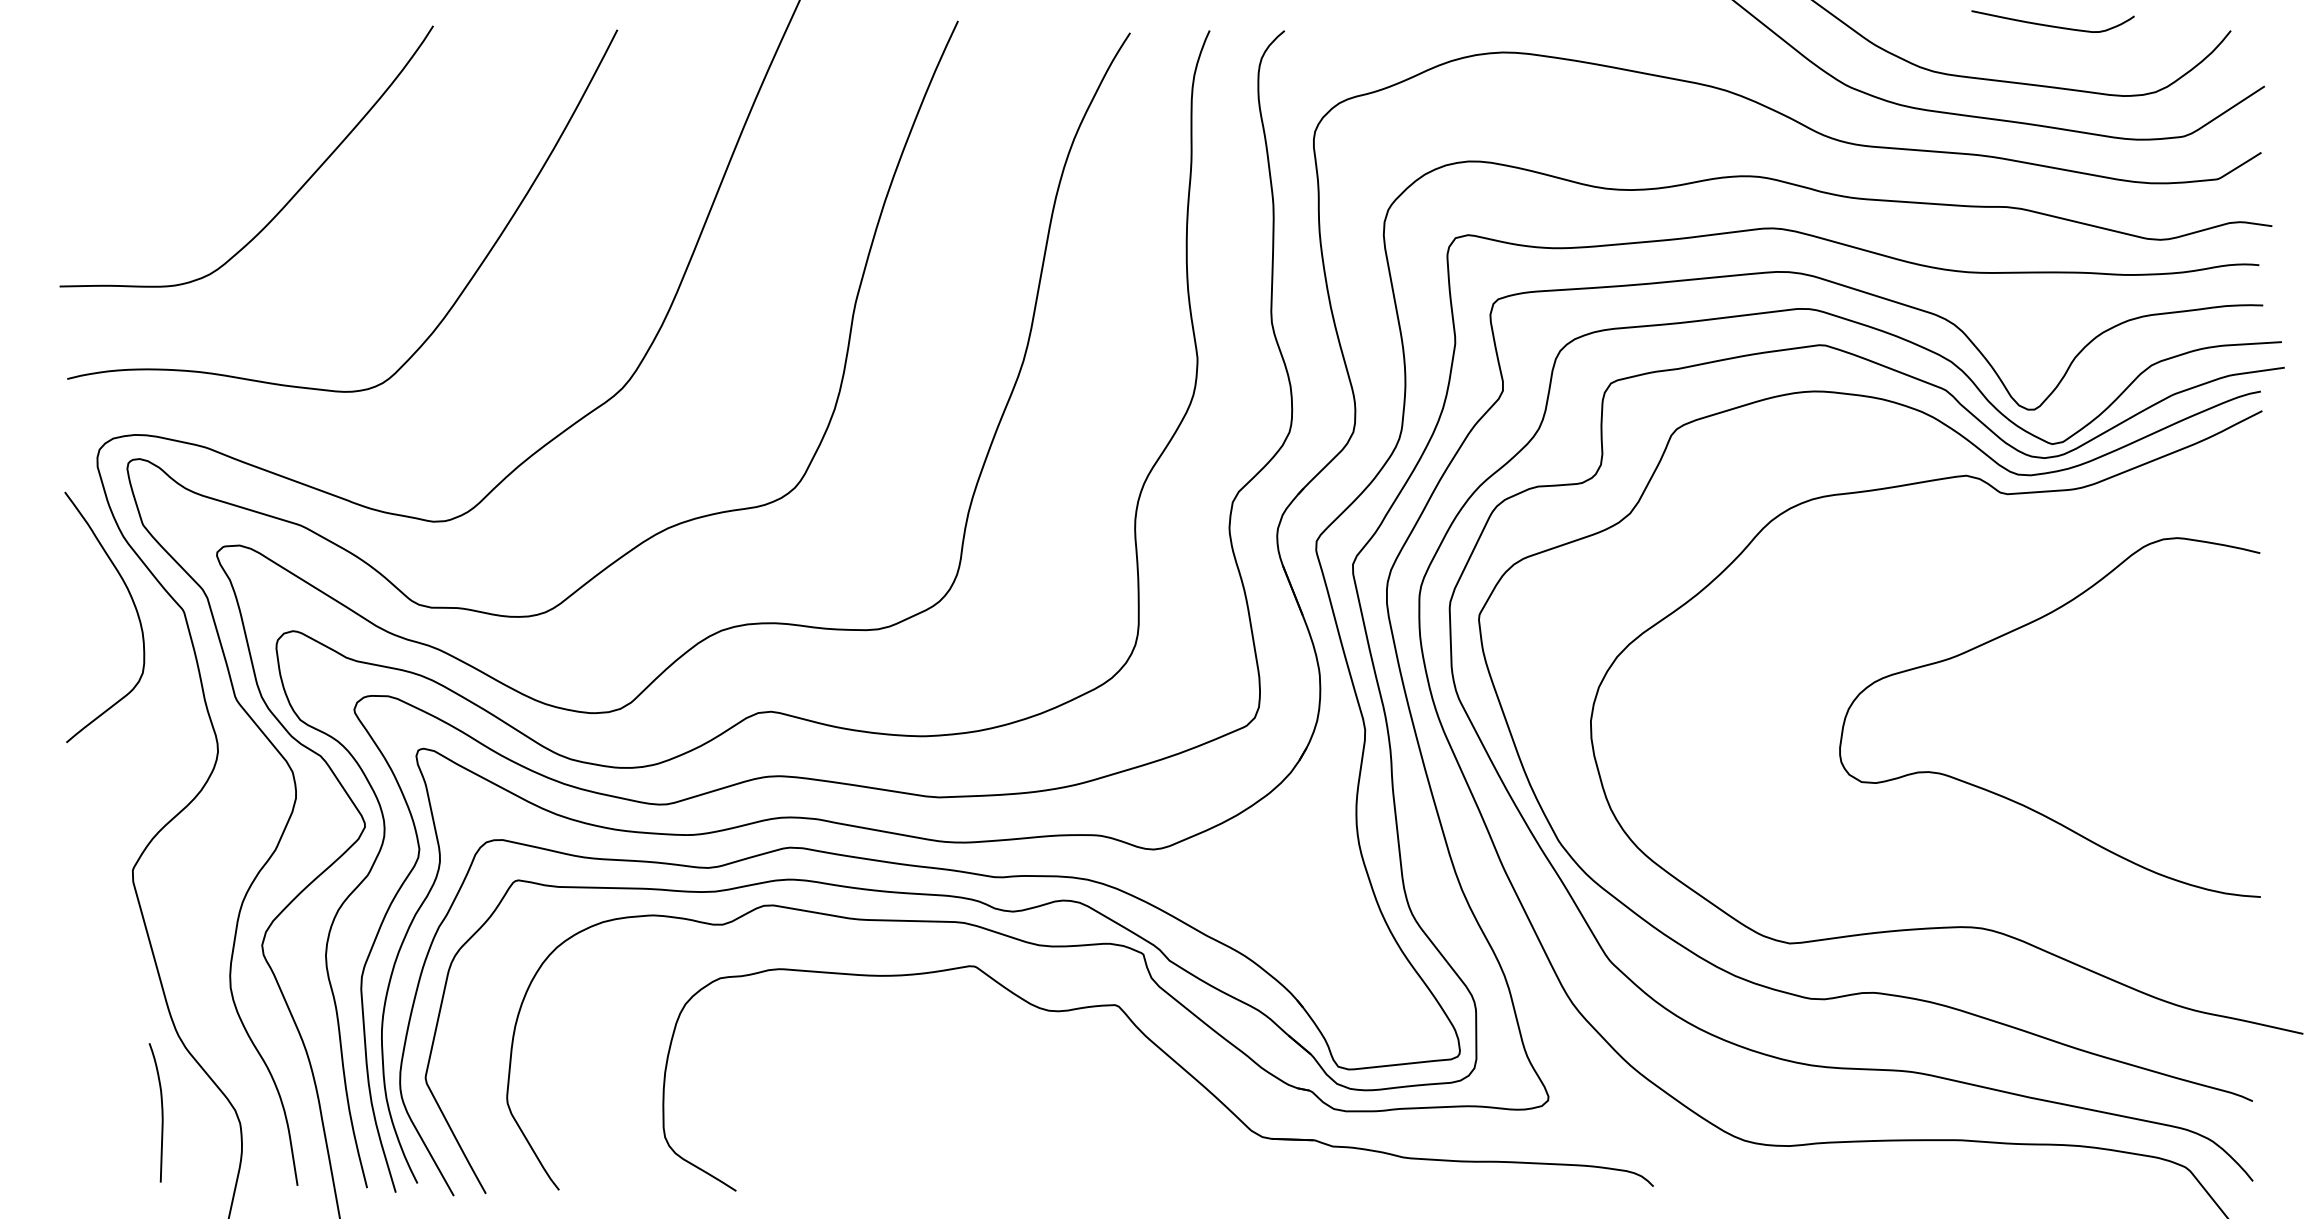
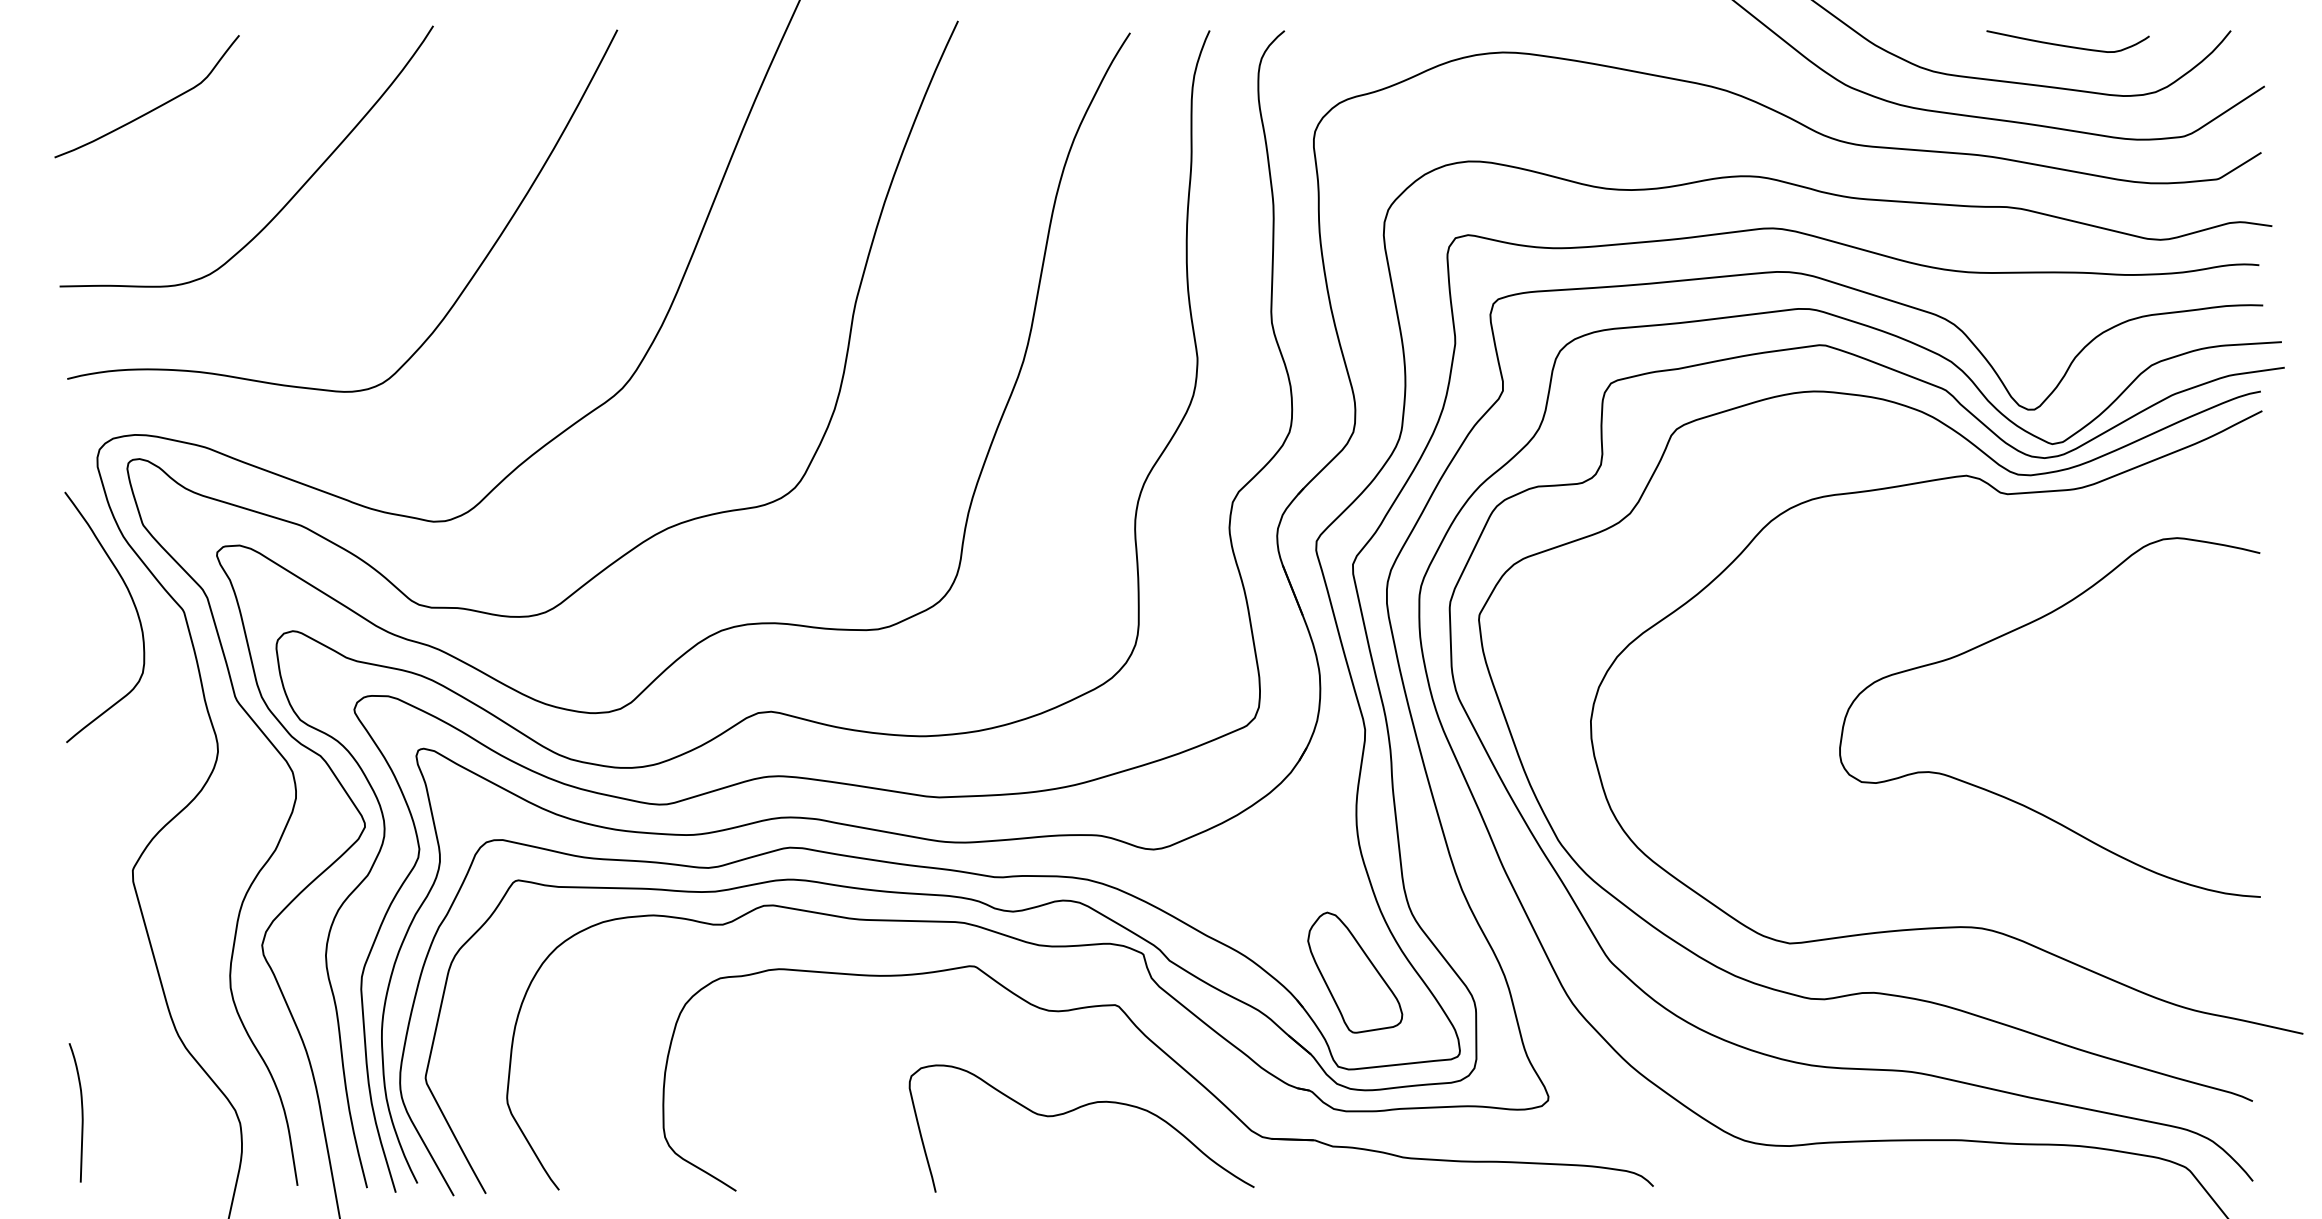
curve position: (2052, 25) -> (2067, 45) (2067, 45)
curve: none -> present (153, 108)
part: none -> present (1355, 972)
curve: none -> present (1073, 1111)
curve position: (161, 1112) -> (81, 1112) (81, 1112)
